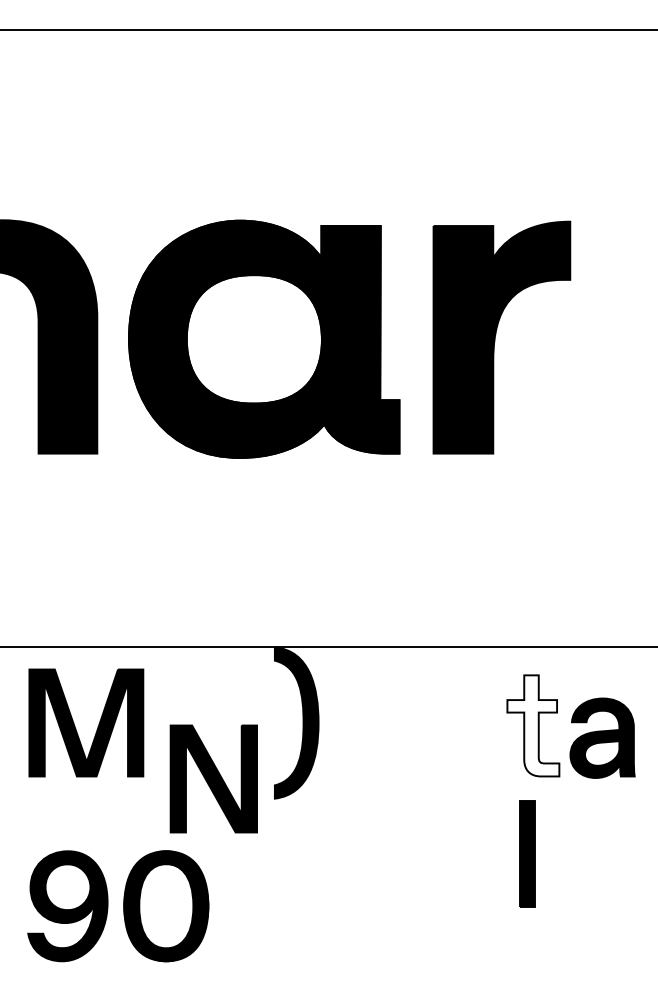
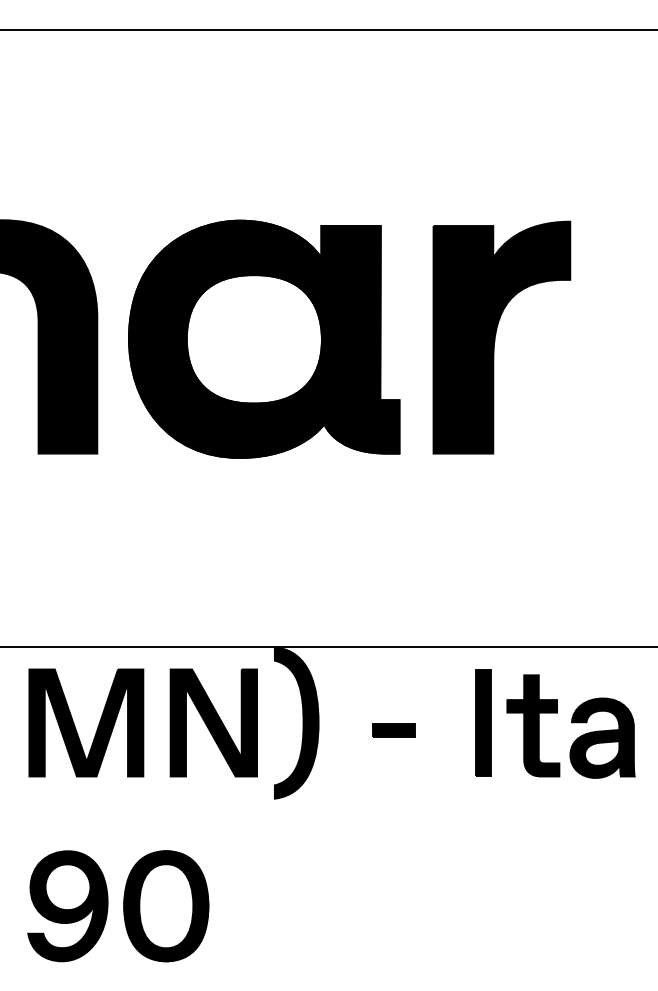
fill: none -> present (533, 725)
part: none -> present (393, 730)
part position: (213, 778) -> (213, 722) (213, 722)
part position: (527, 853) -> (483, 722) (483, 722)
